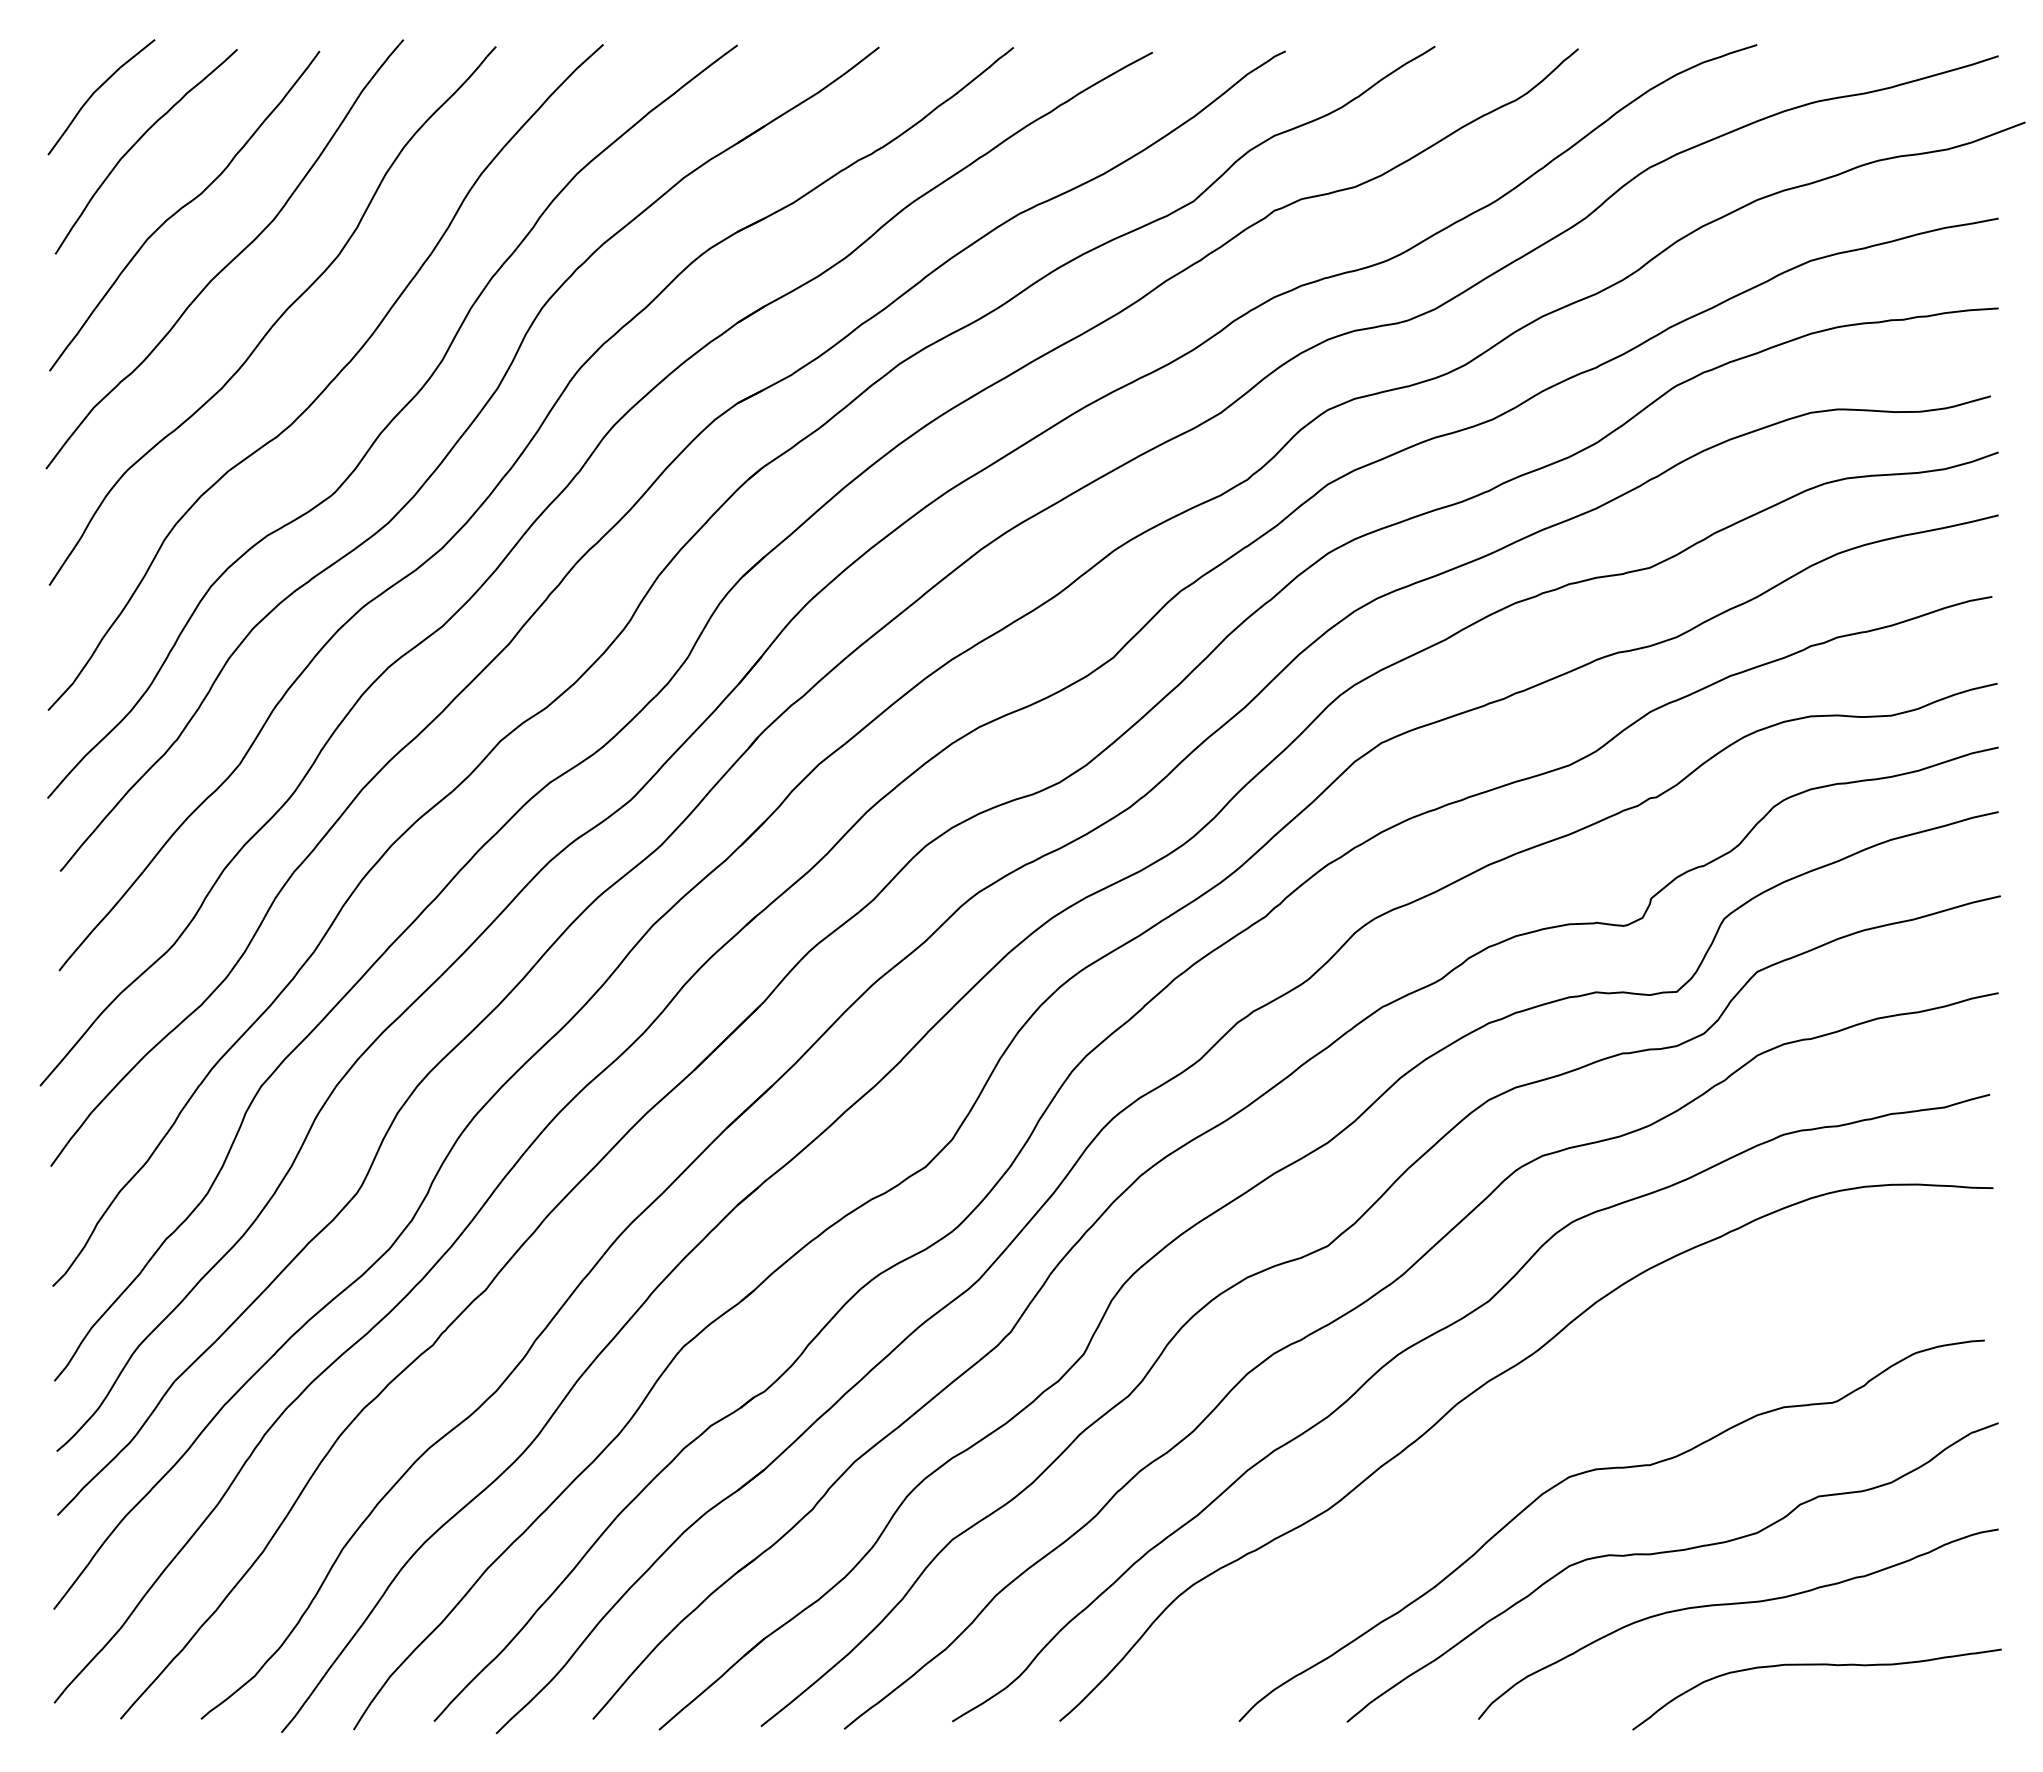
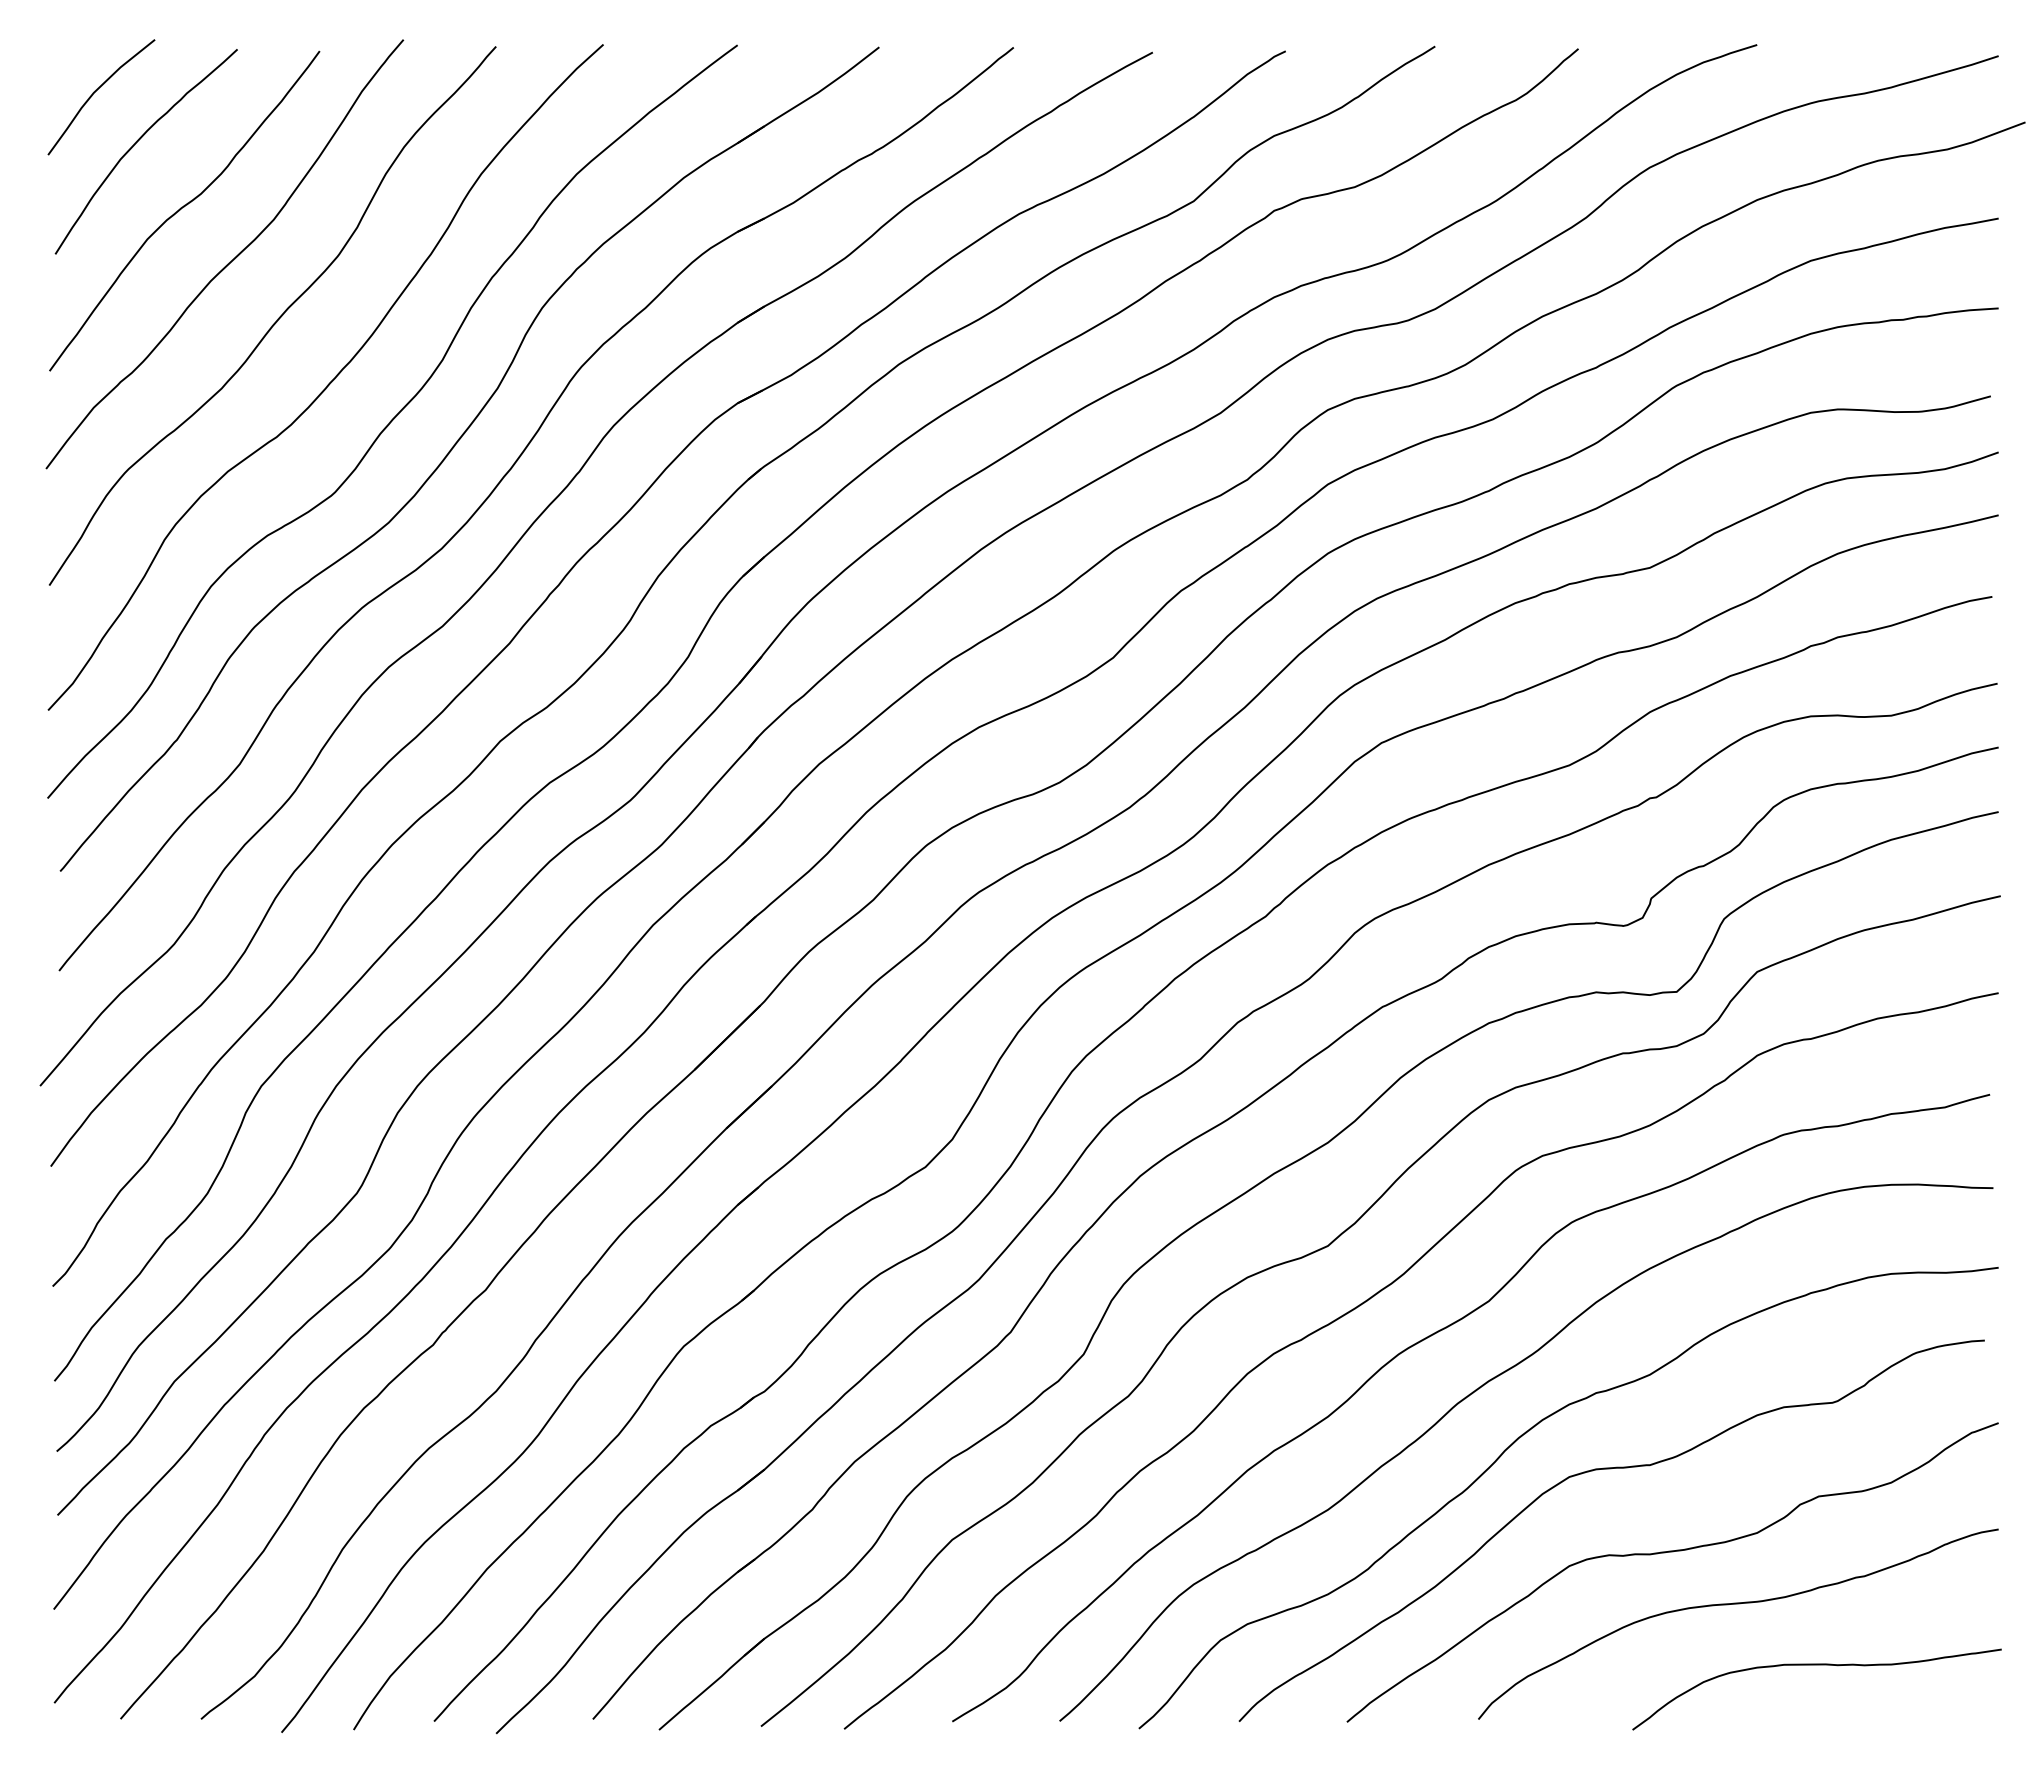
curve: none -> present (1521, 1437)
